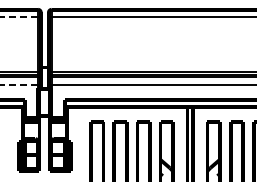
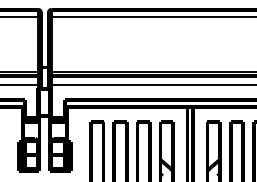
line: dashed -> solid (19, 17)
line: dashed -> solid (19, 84)
